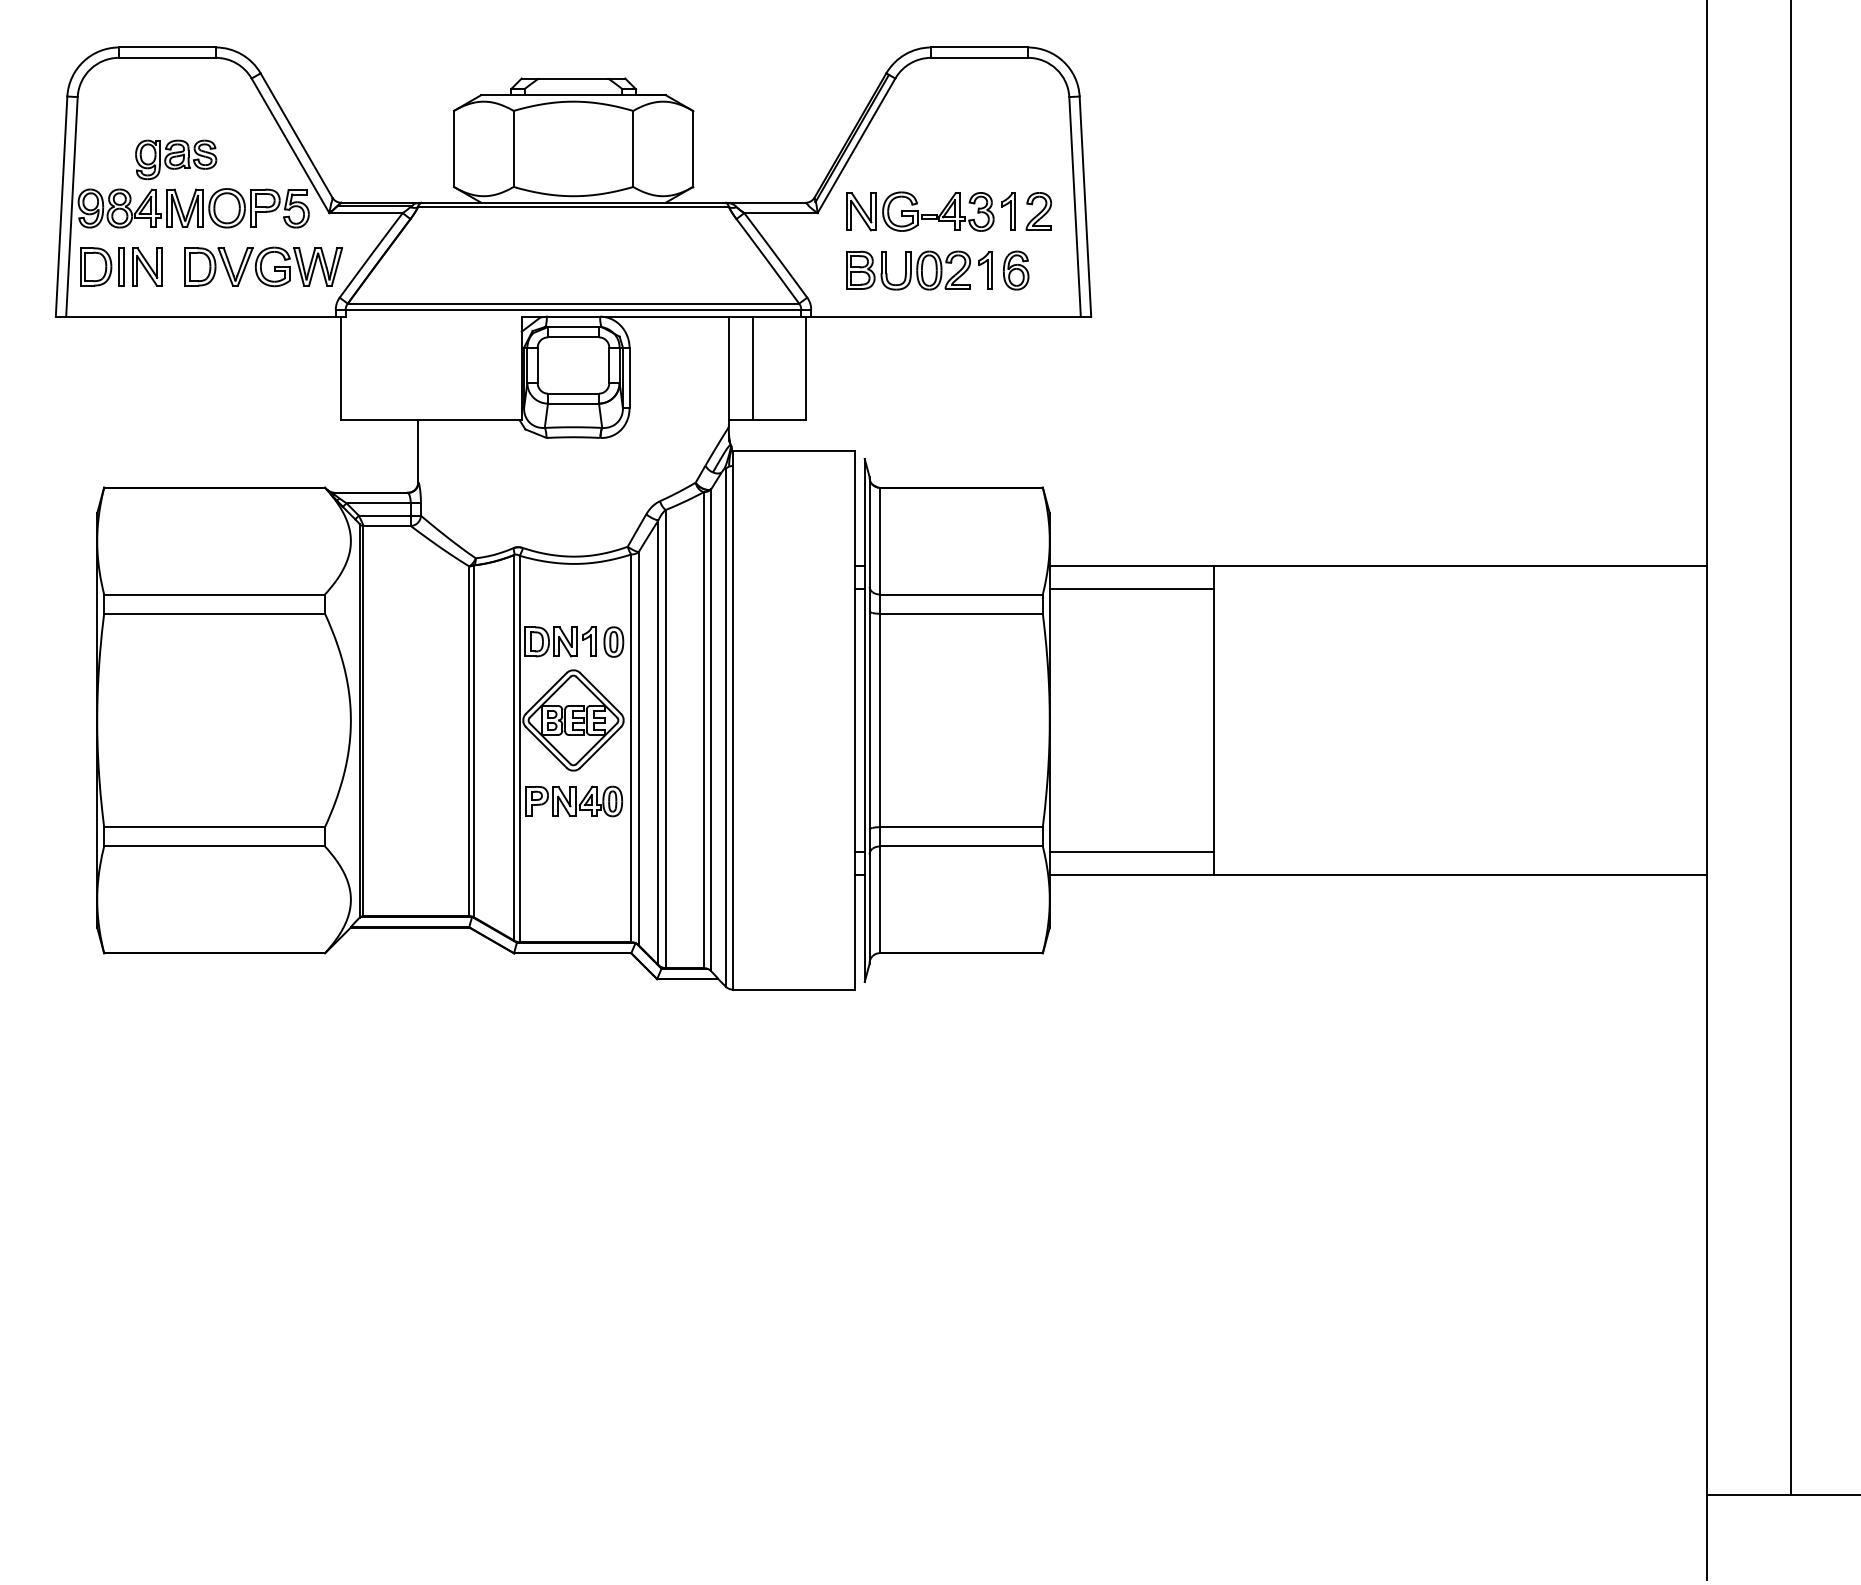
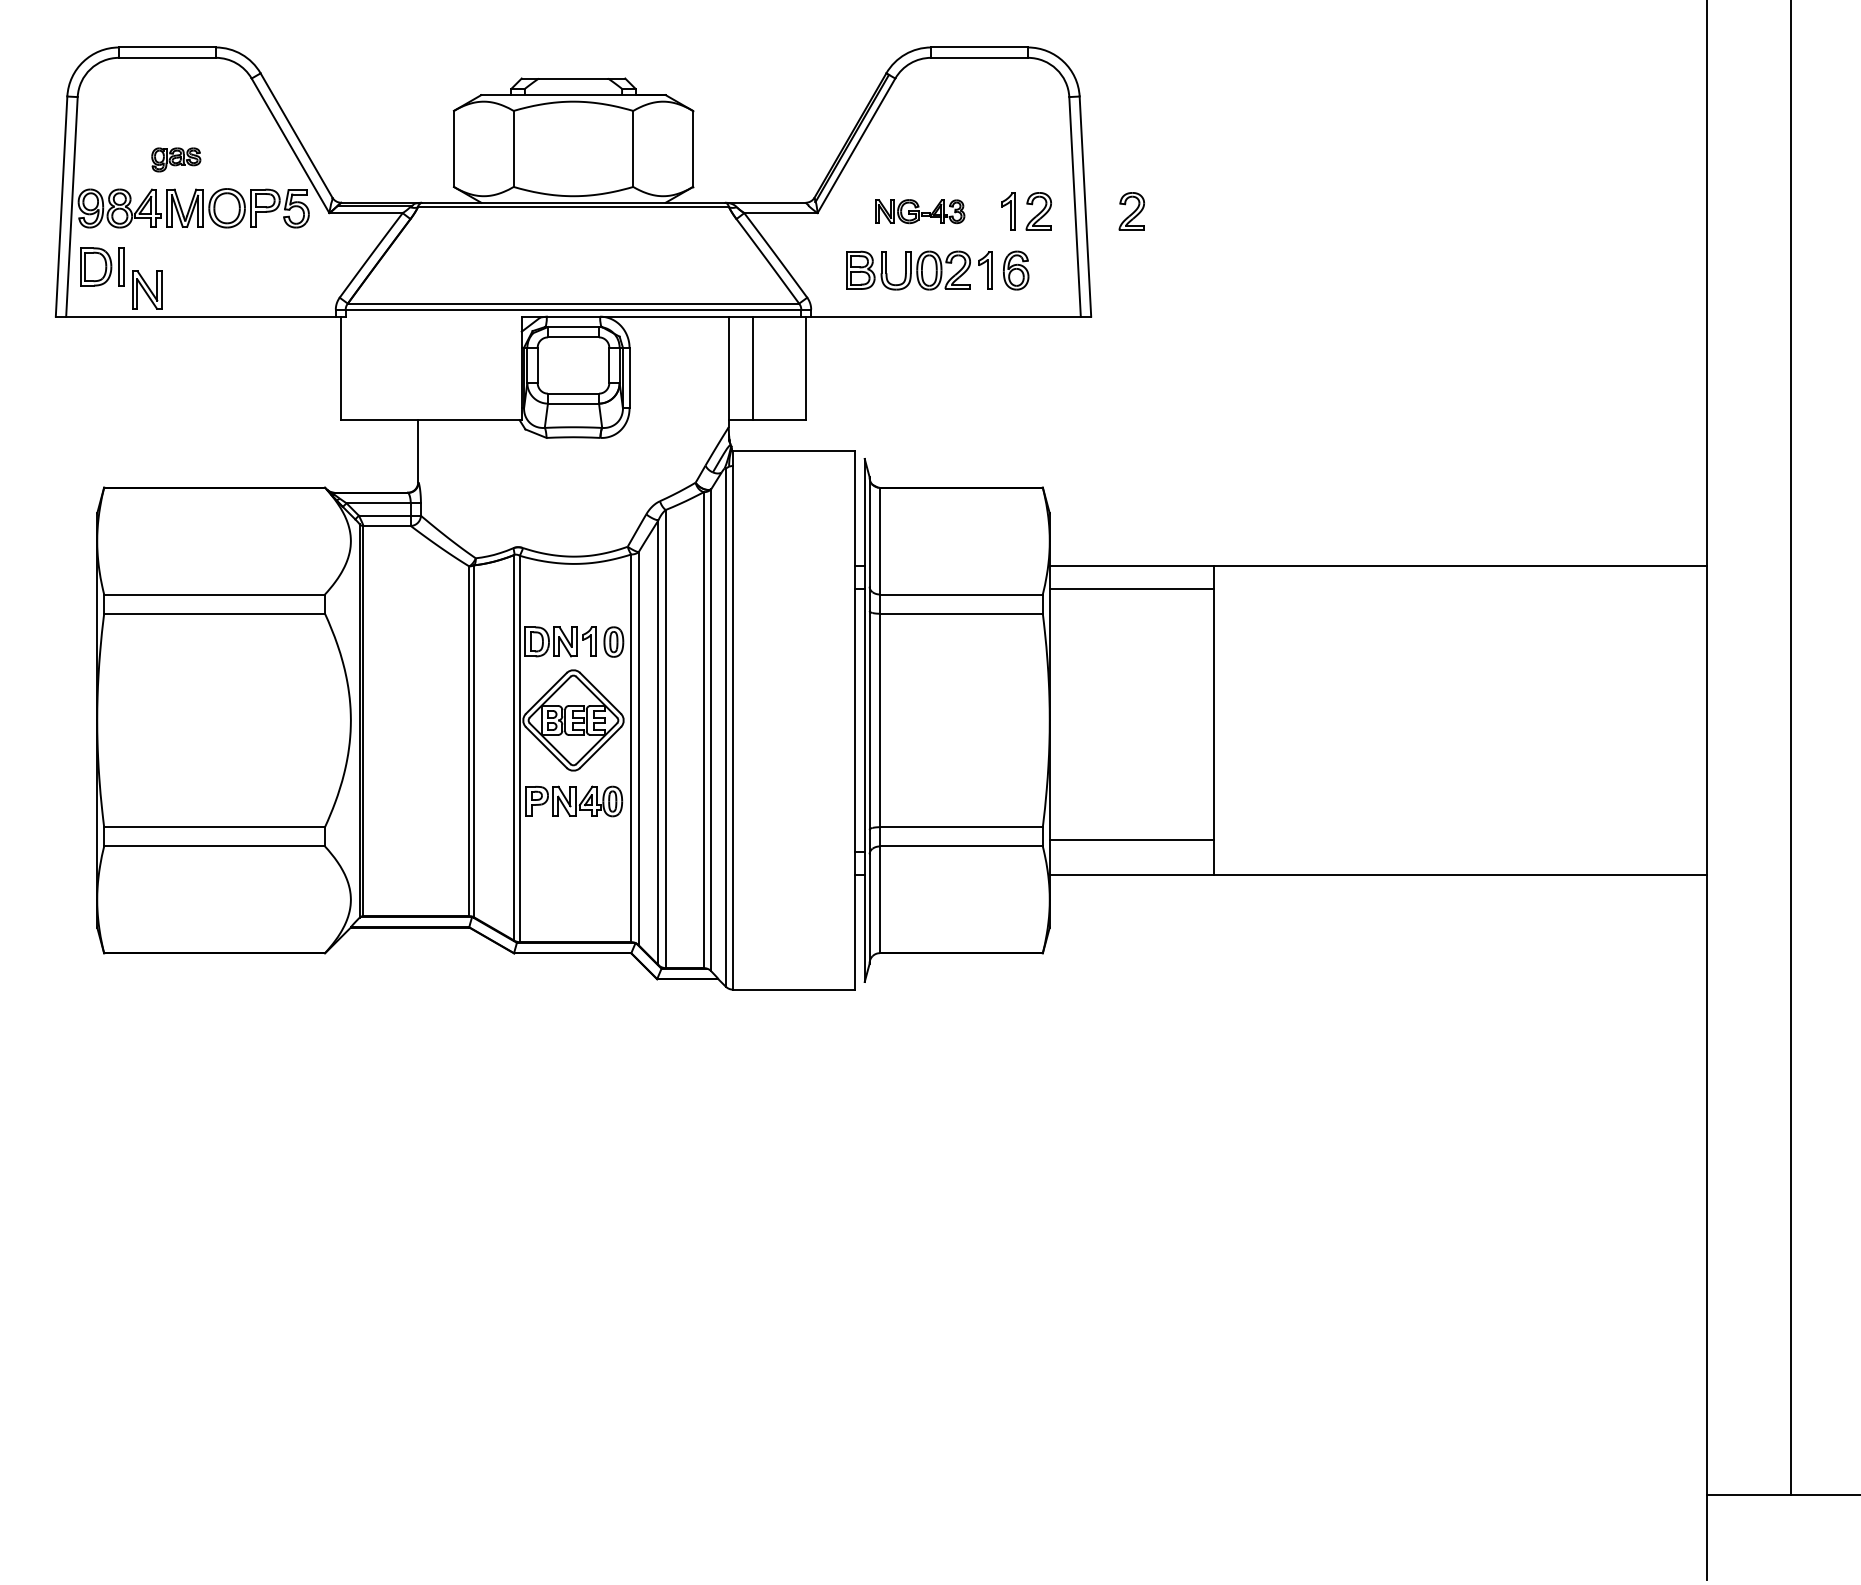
part size: 83x42 px -> 51x26 px (176, 159)
part size: 149x41 px -> 91x26 px (920, 211)
part: none -> present (1131, 211)
part position: (147, 266) -> (147, 289) (147, 289)
part: present -> none (263, 266)
line position: (1131, 851) -> (1131, 839) (1131, 839)
